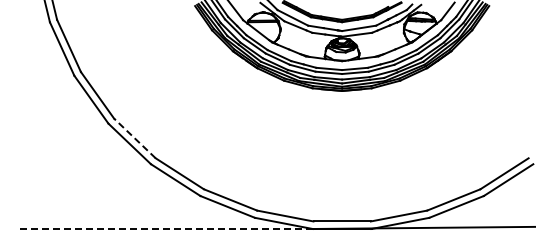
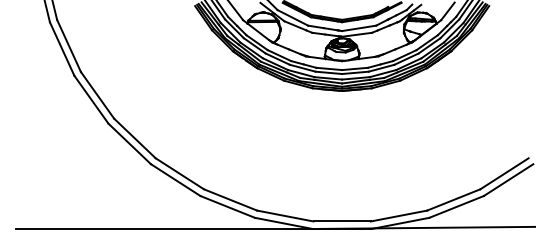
line: dashed -> solid (134, 138)
line: dashed -> solid (163, 228)
